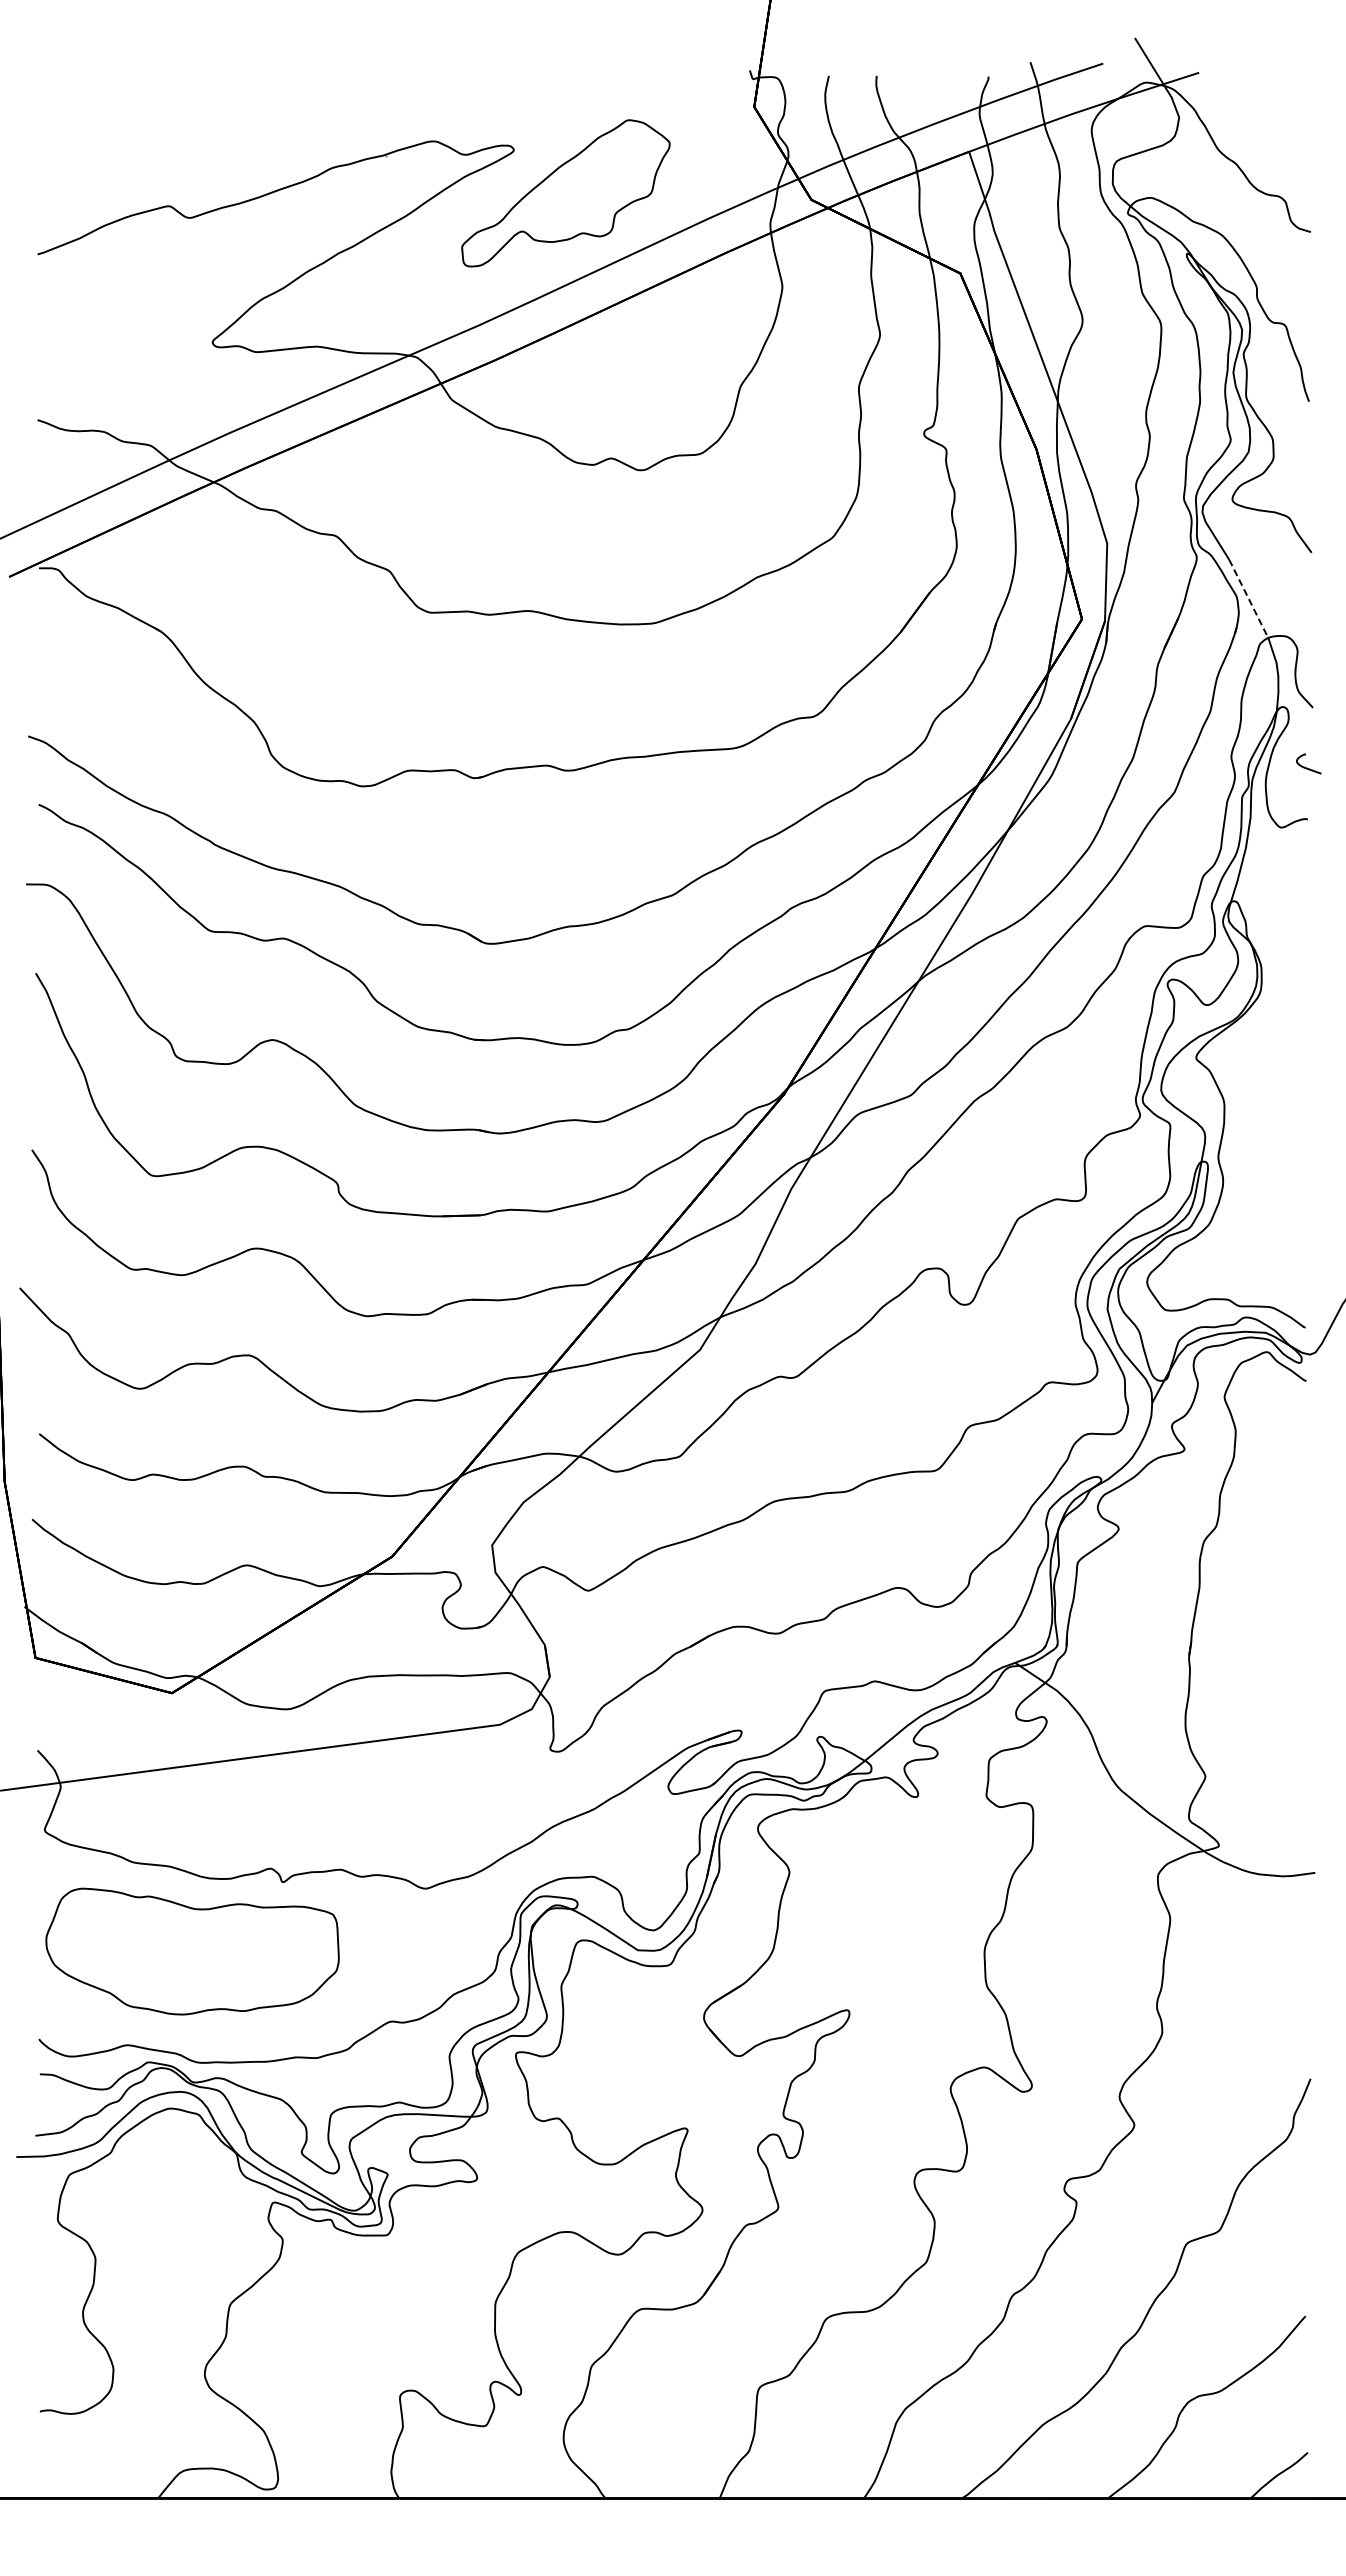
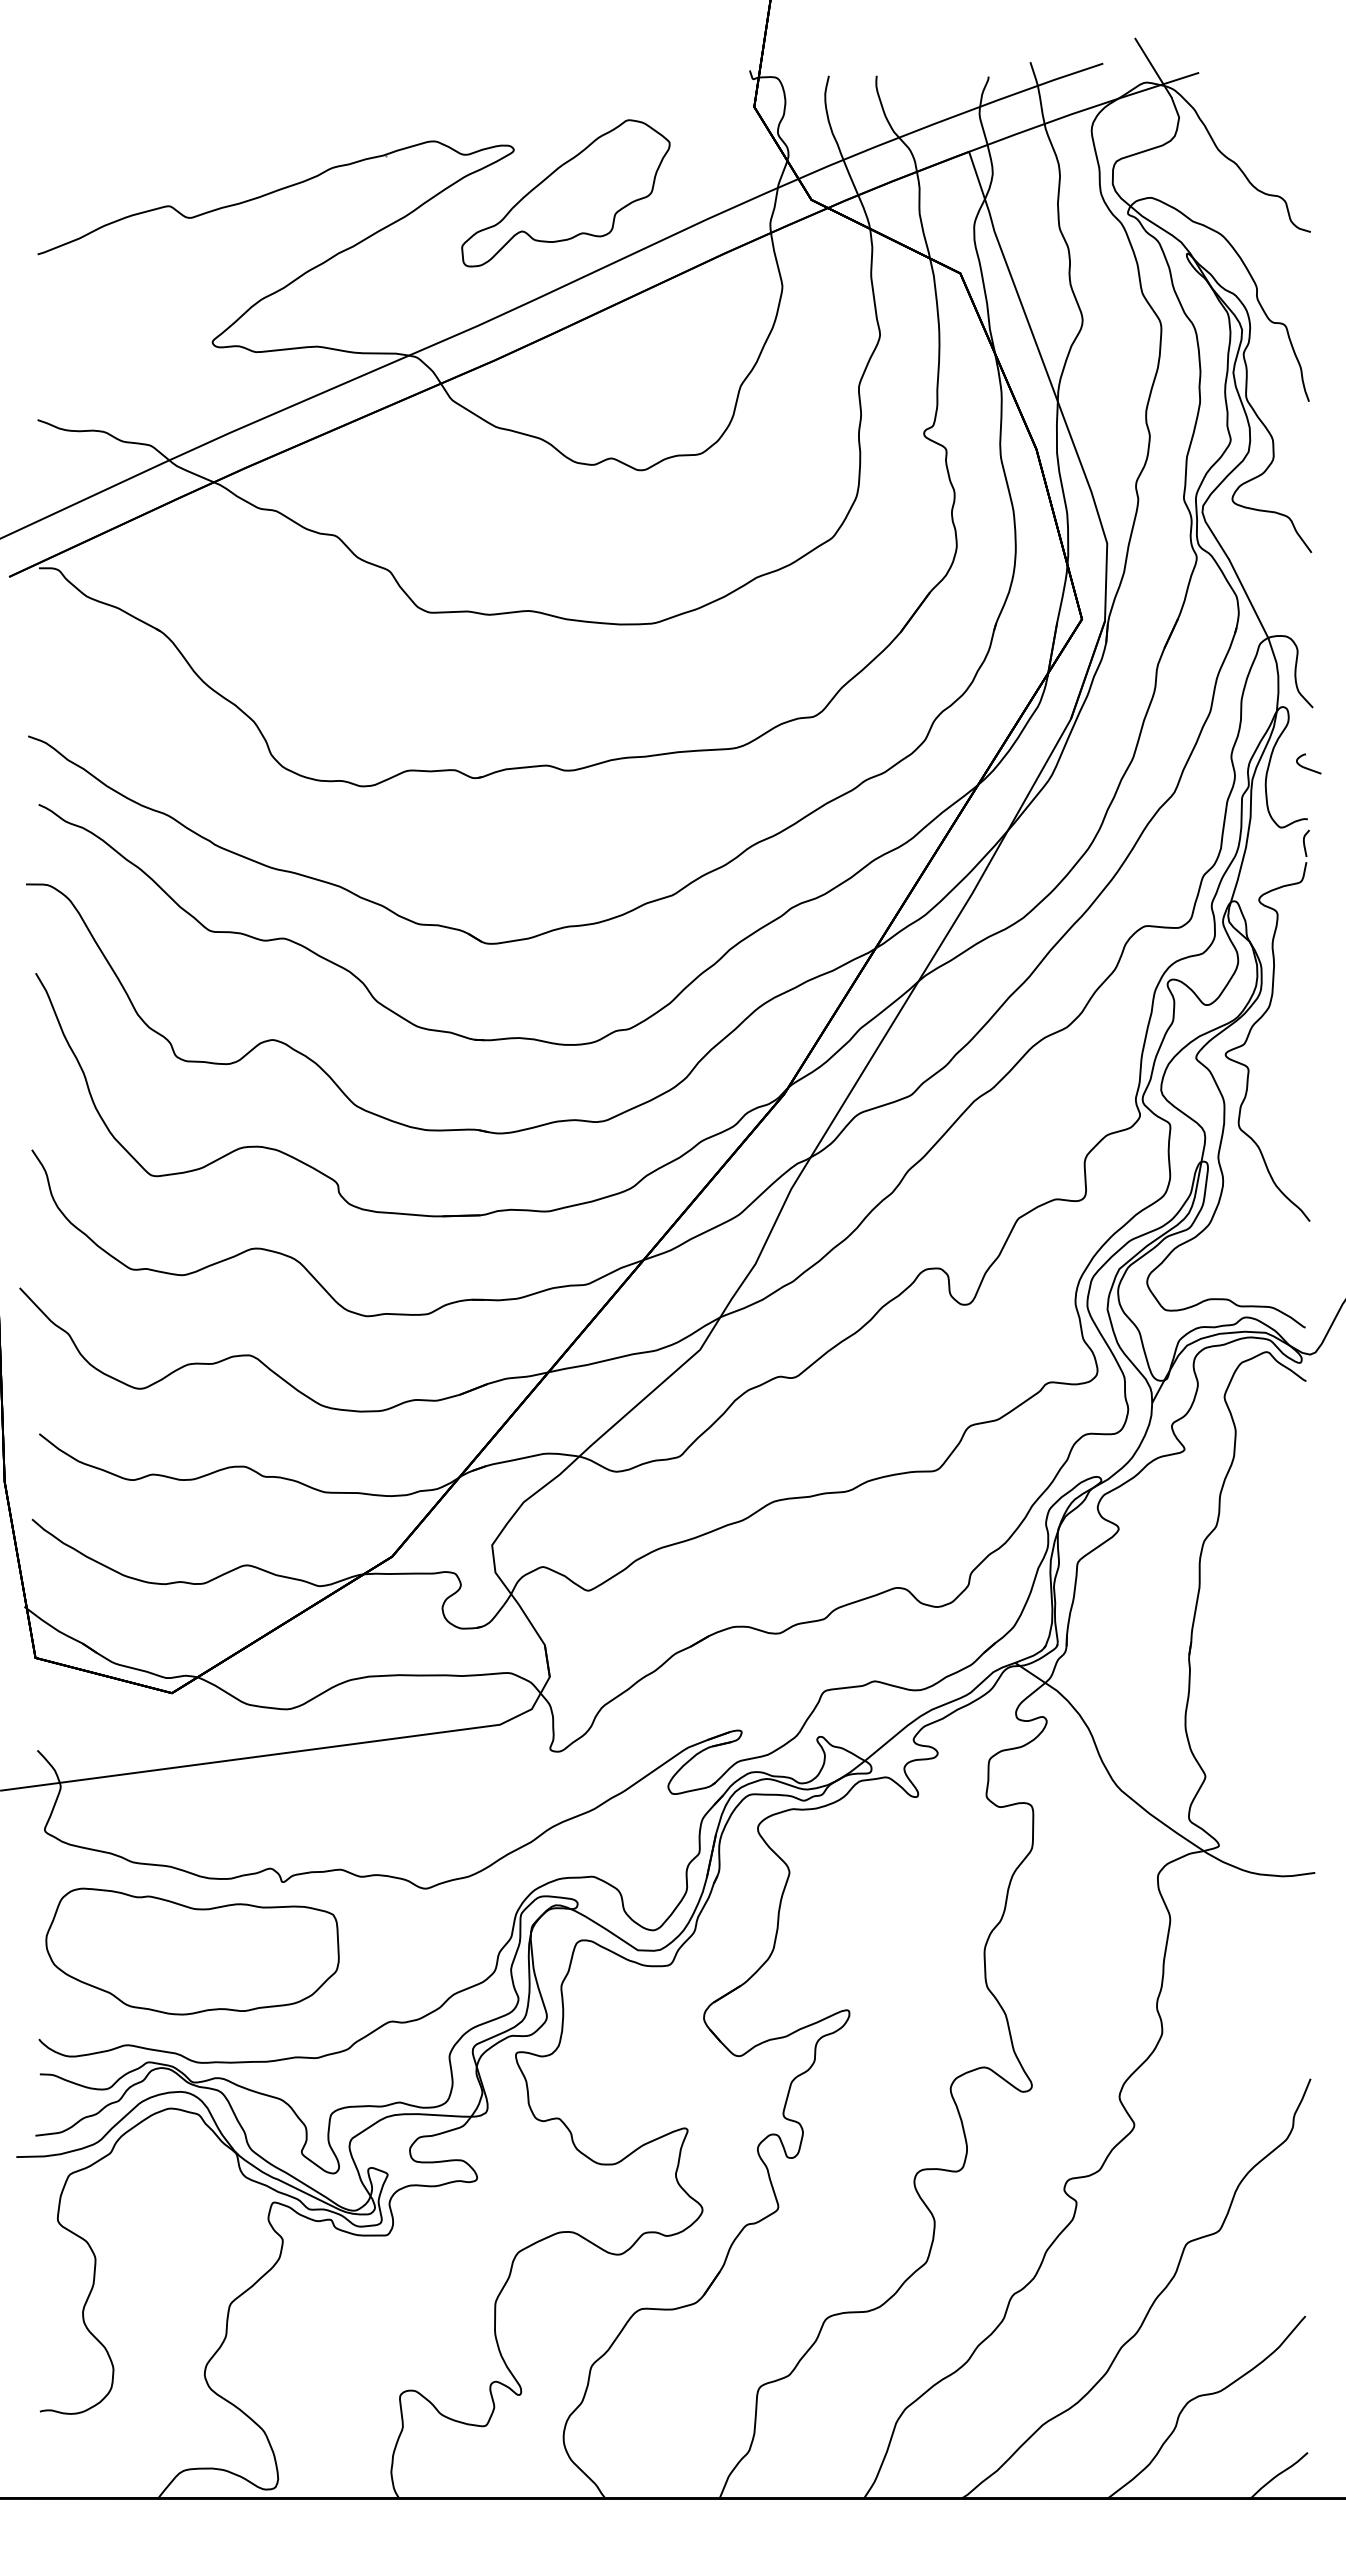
line: dashed -> solid (1248, 599)
part: none -> present (1261, 1018)
